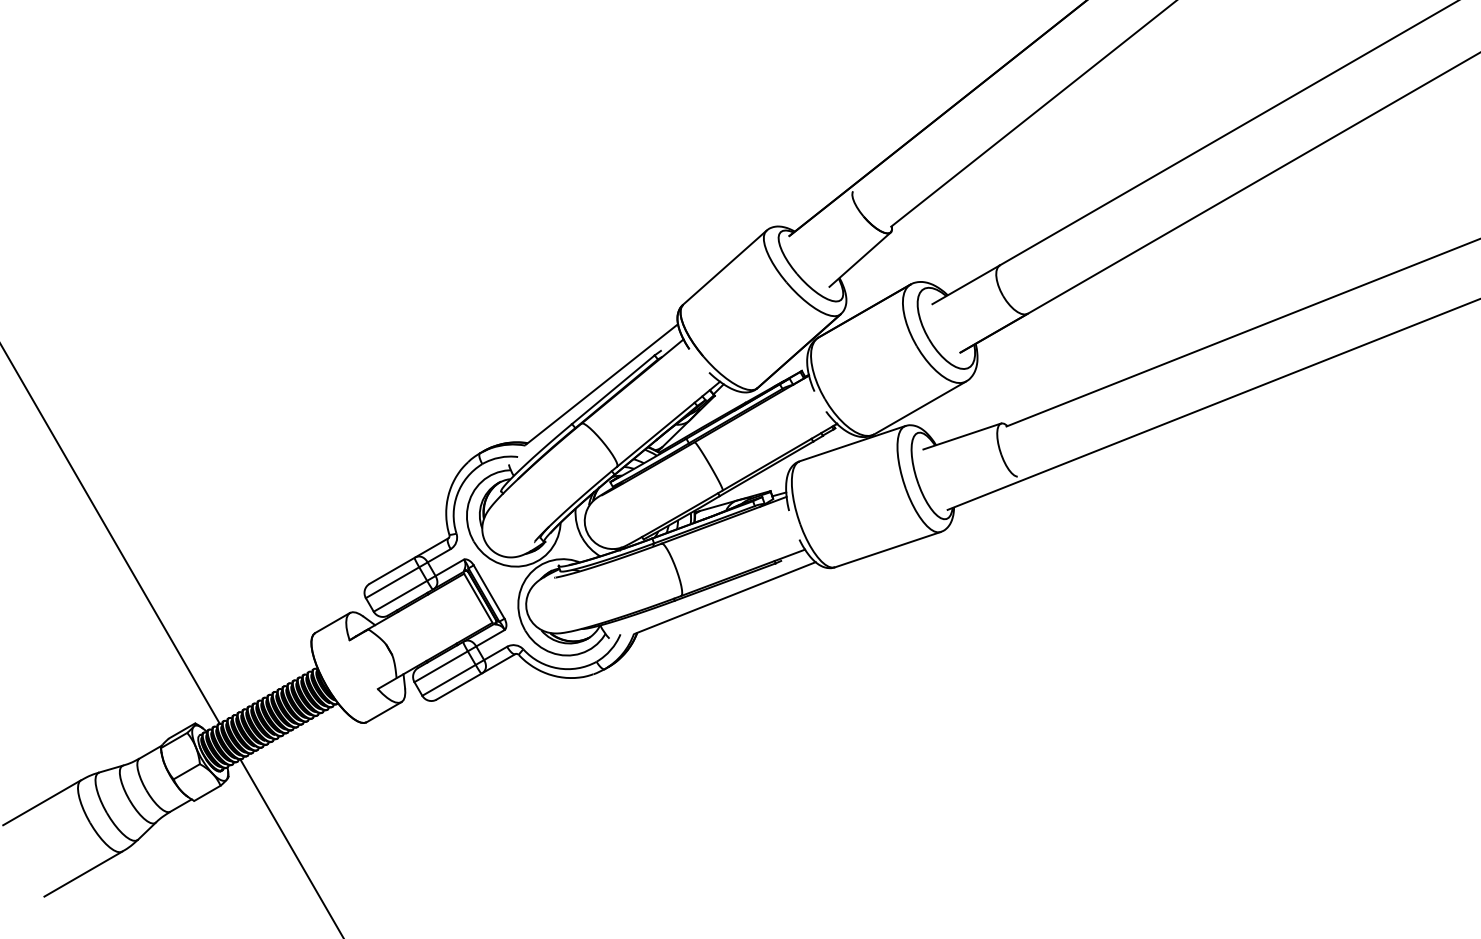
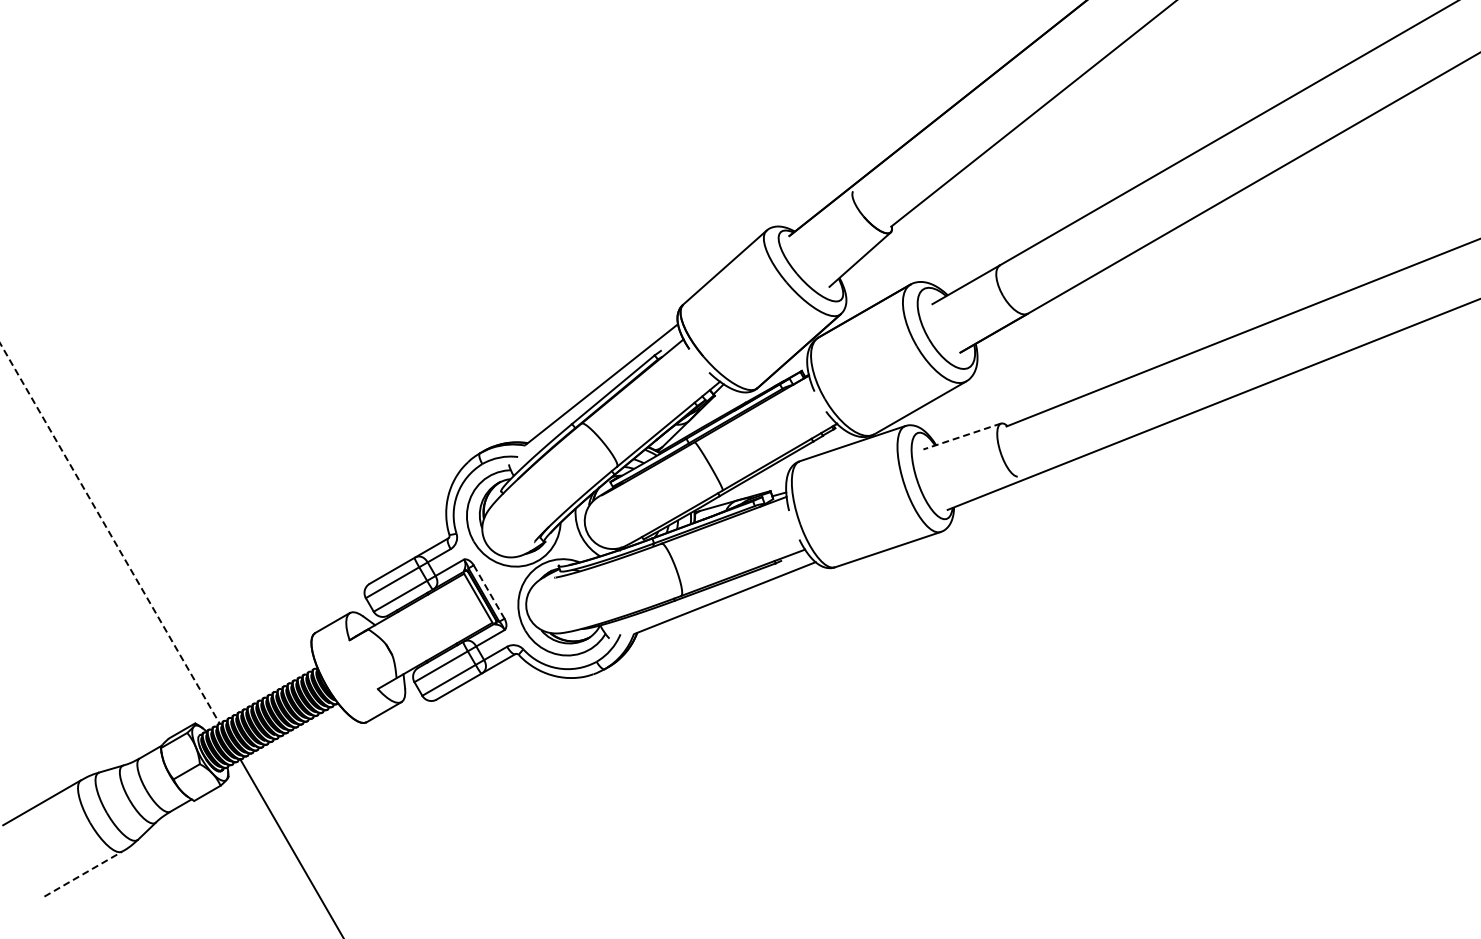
line: solid -> dashed (962, 436)
line: solid -> dashed (110, 533)
line: solid -> dashed (489, 592)
line: solid -> dashed (83, 874)
